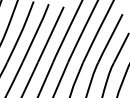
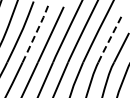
line: solid -> dashed (36, 33)
line: solid -> dashed (110, 38)
